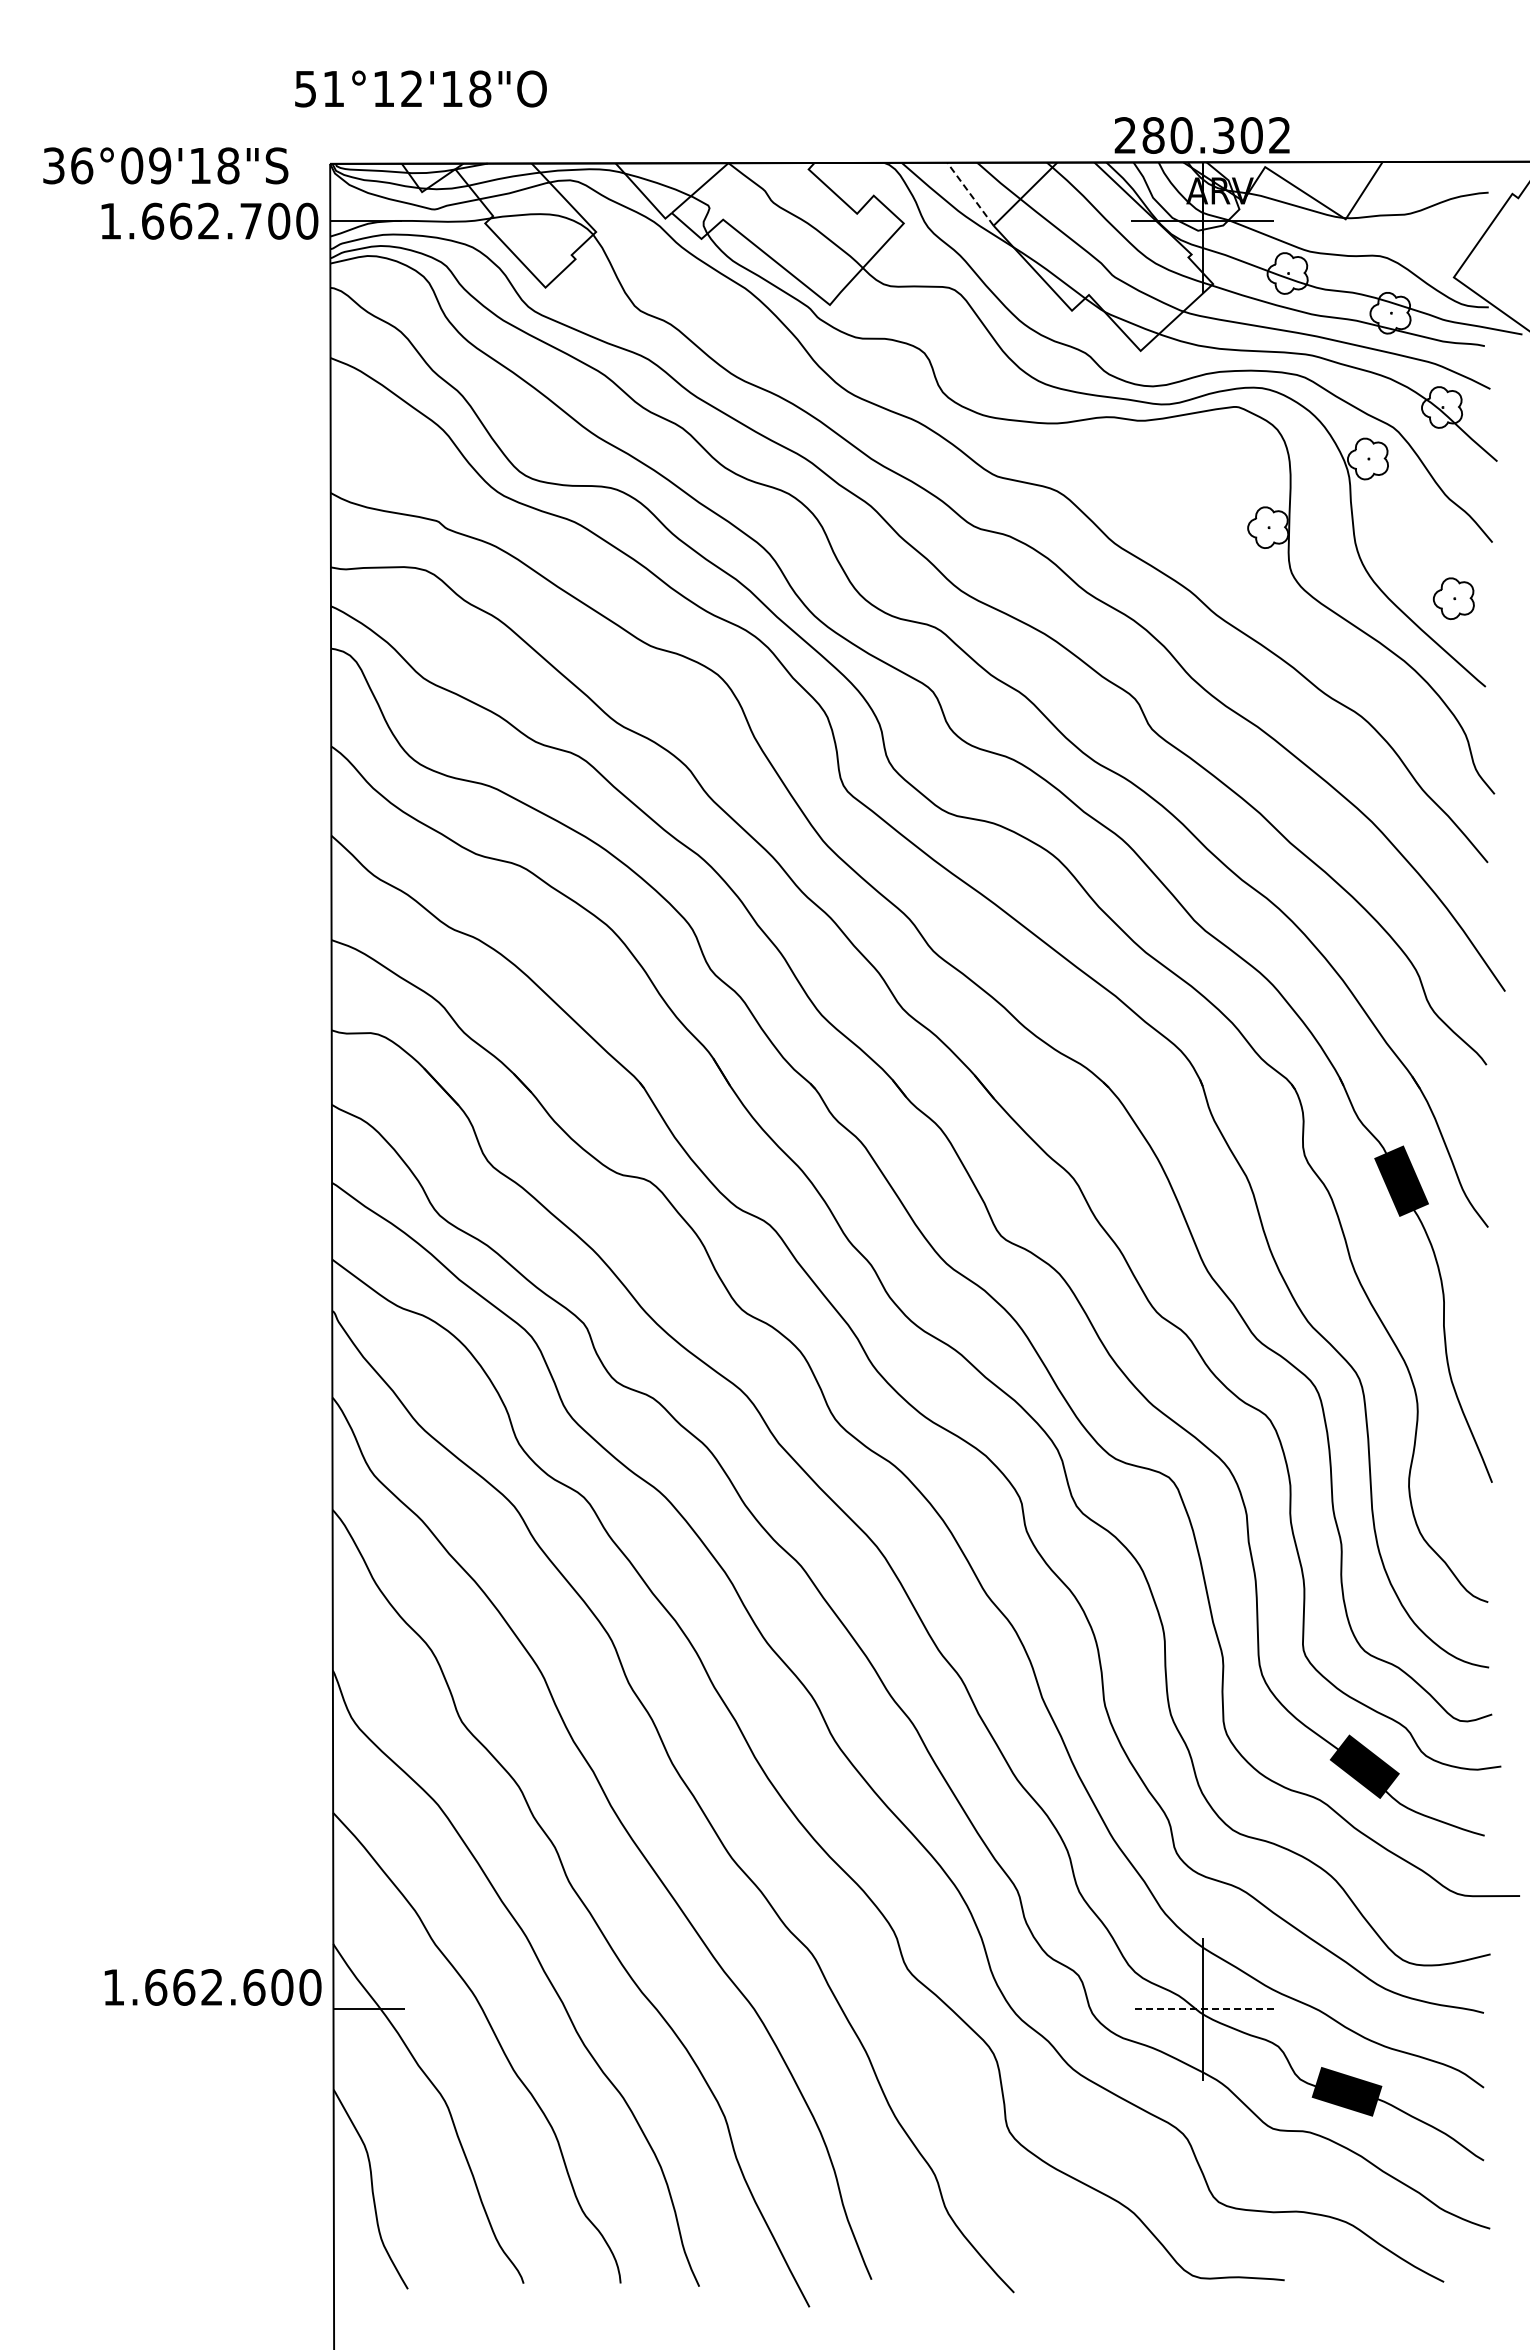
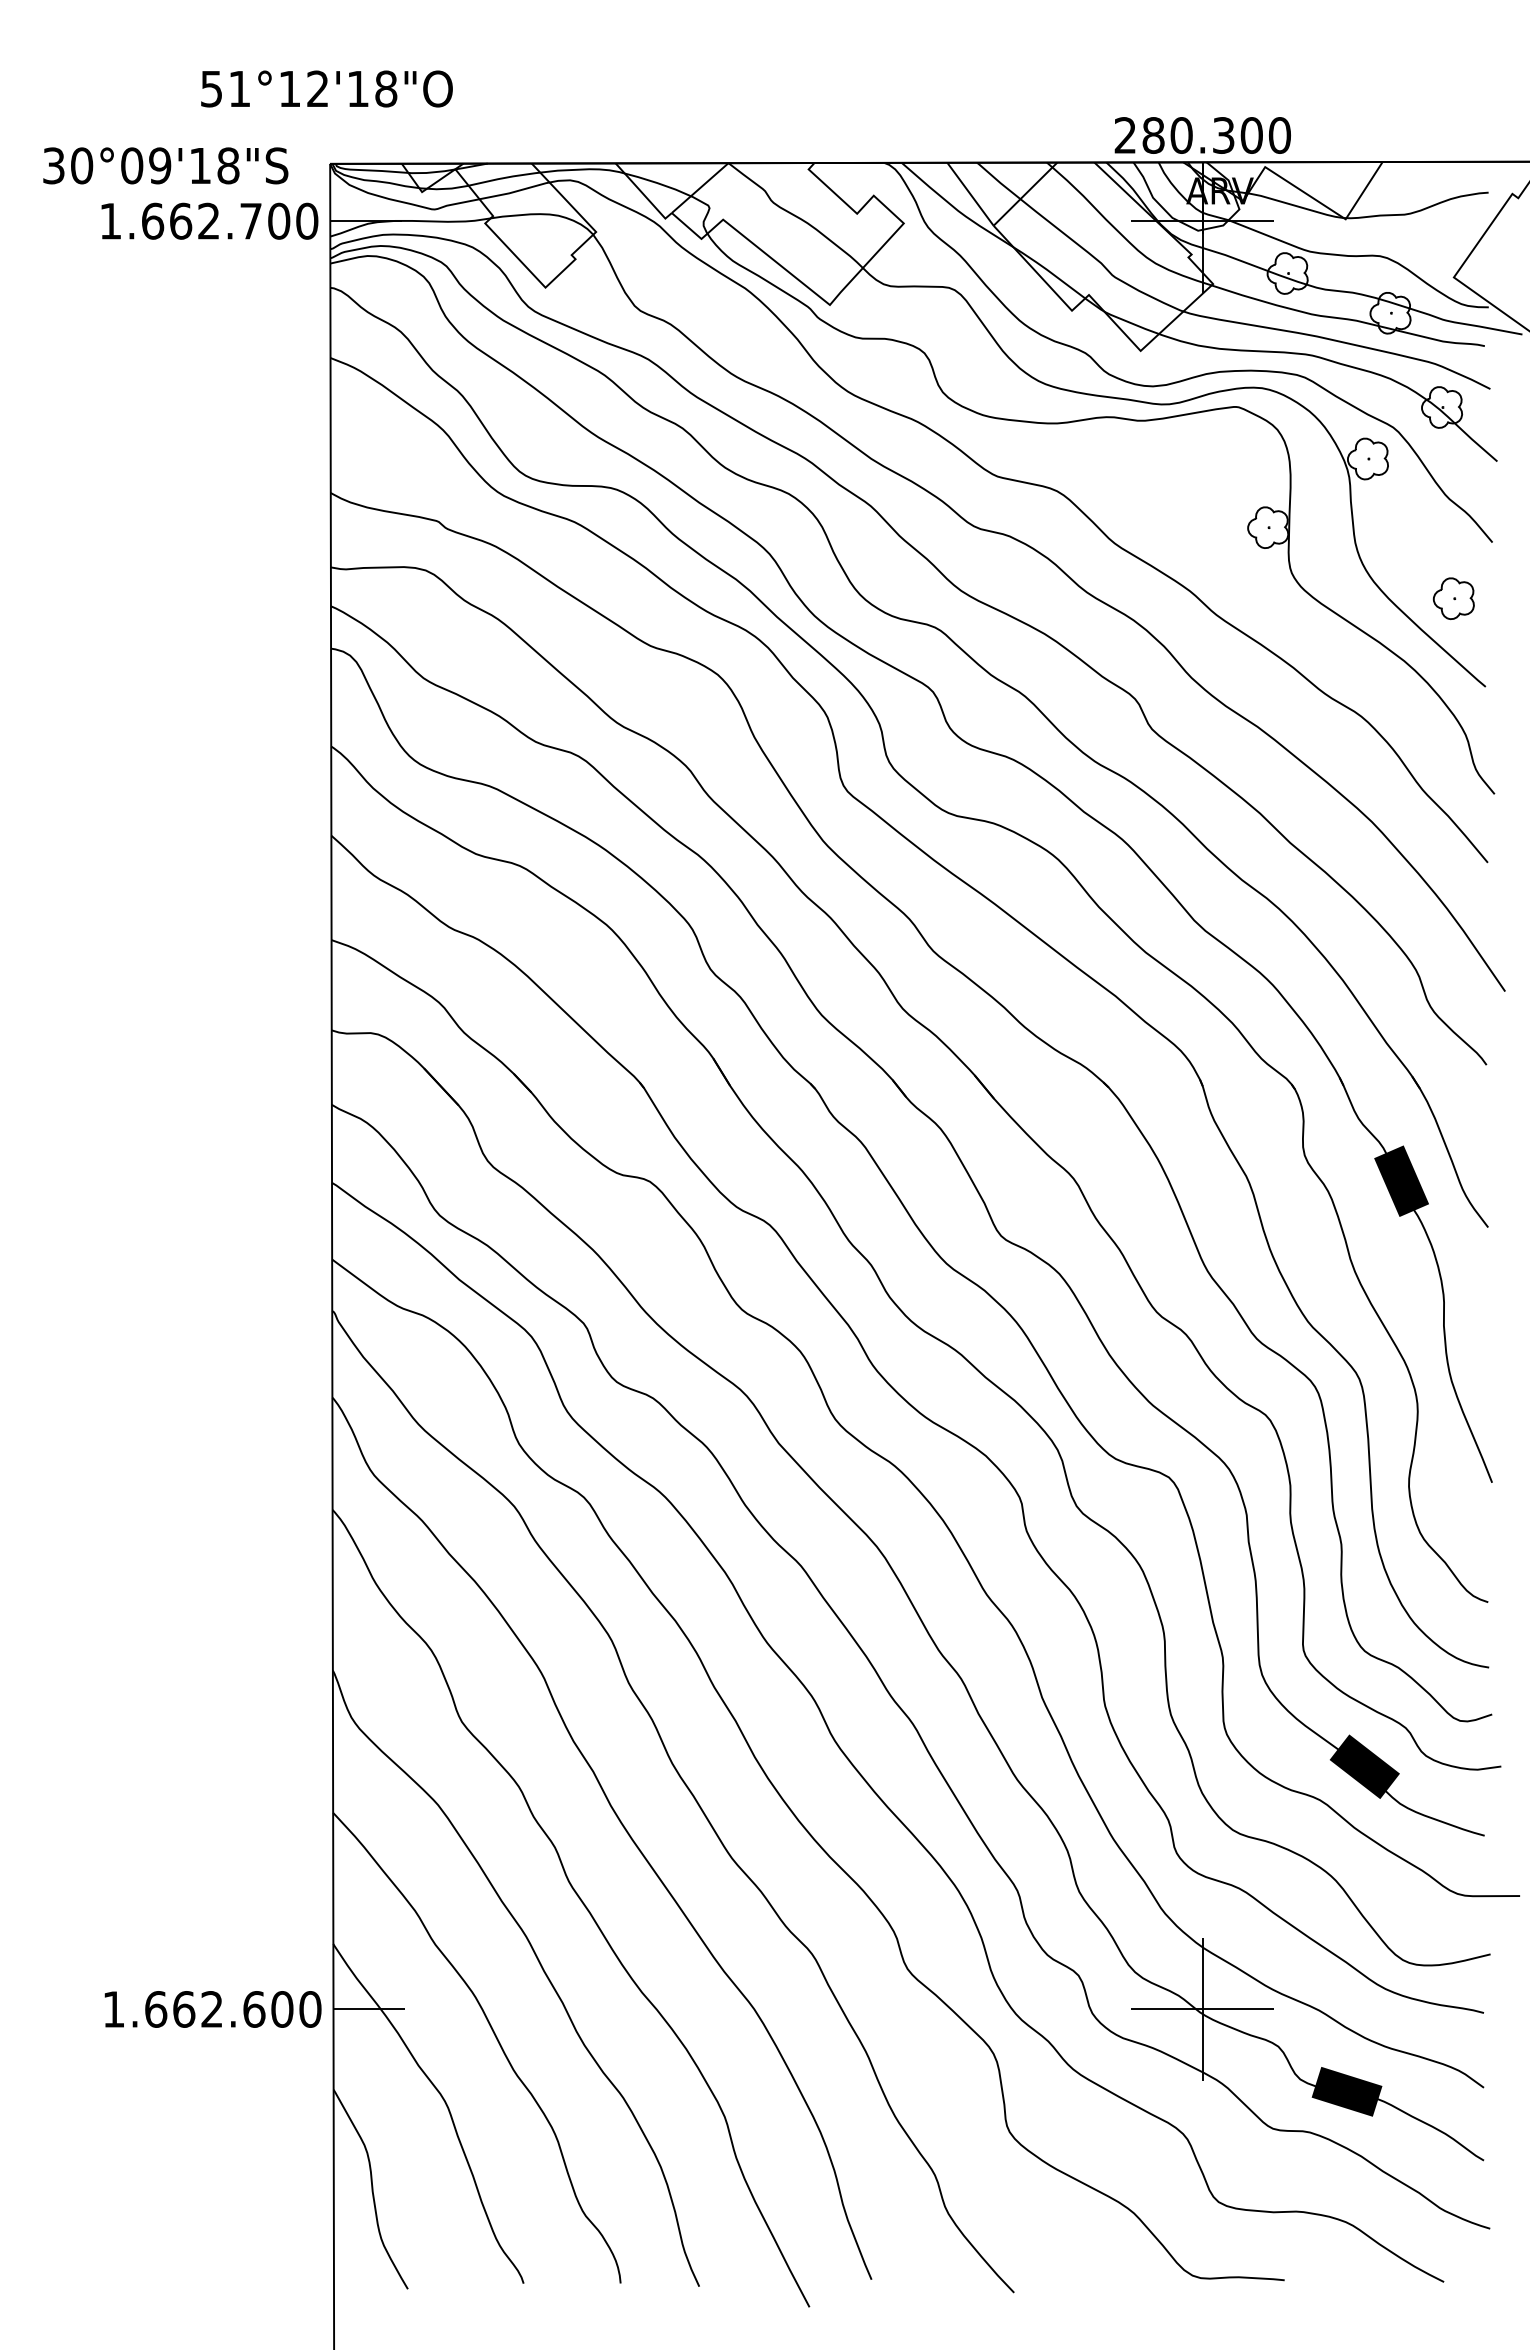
text position: (420, 88) -> (326, 88) (326, 88)
text: 280.302 -> 280.300 (1279, 135)
text: 36°09'18"S -> 30°09'18"S (82, 165)
line: dashed -> solid (970, 193)
text position: (212, 1987) -> (212, 2009) (212, 2009)
line: dashed -> solid (1202, 2009)
